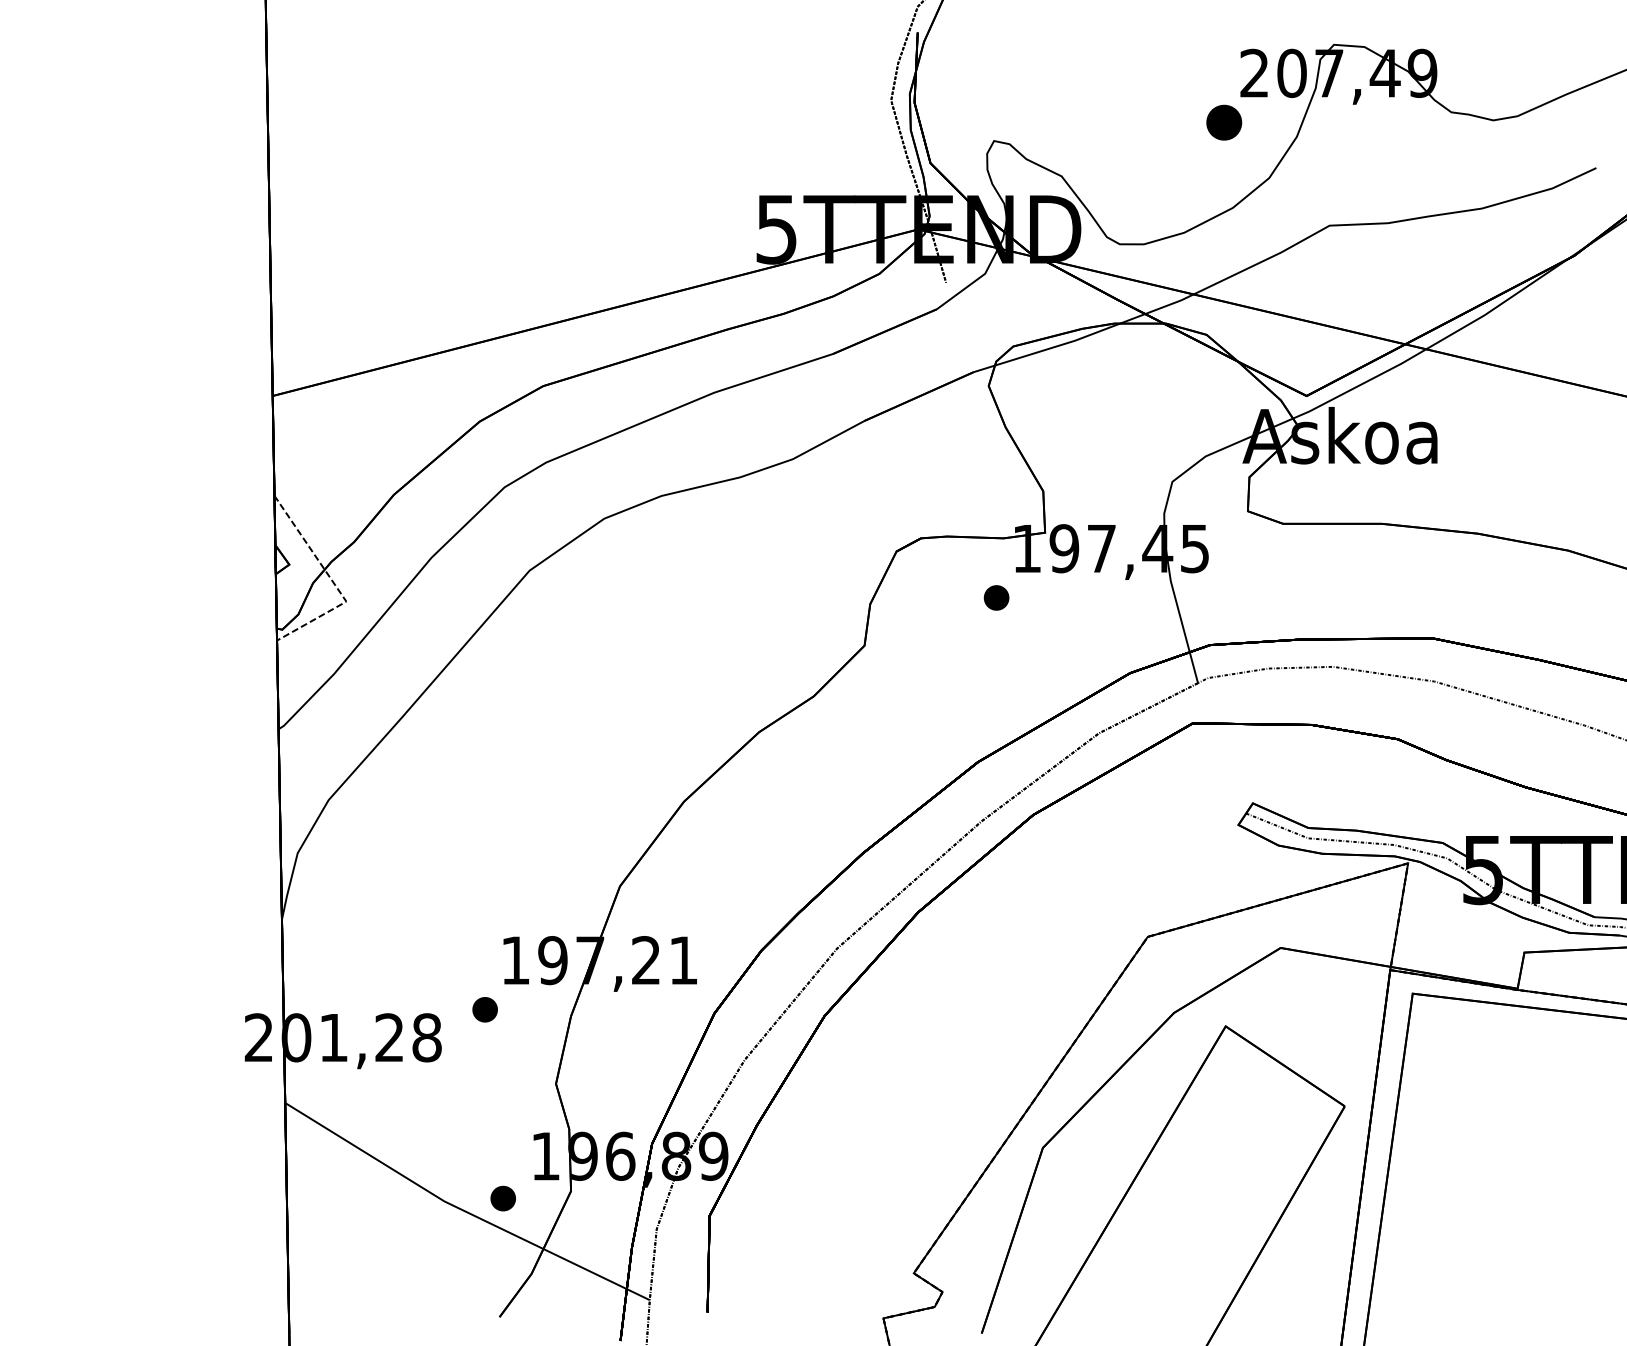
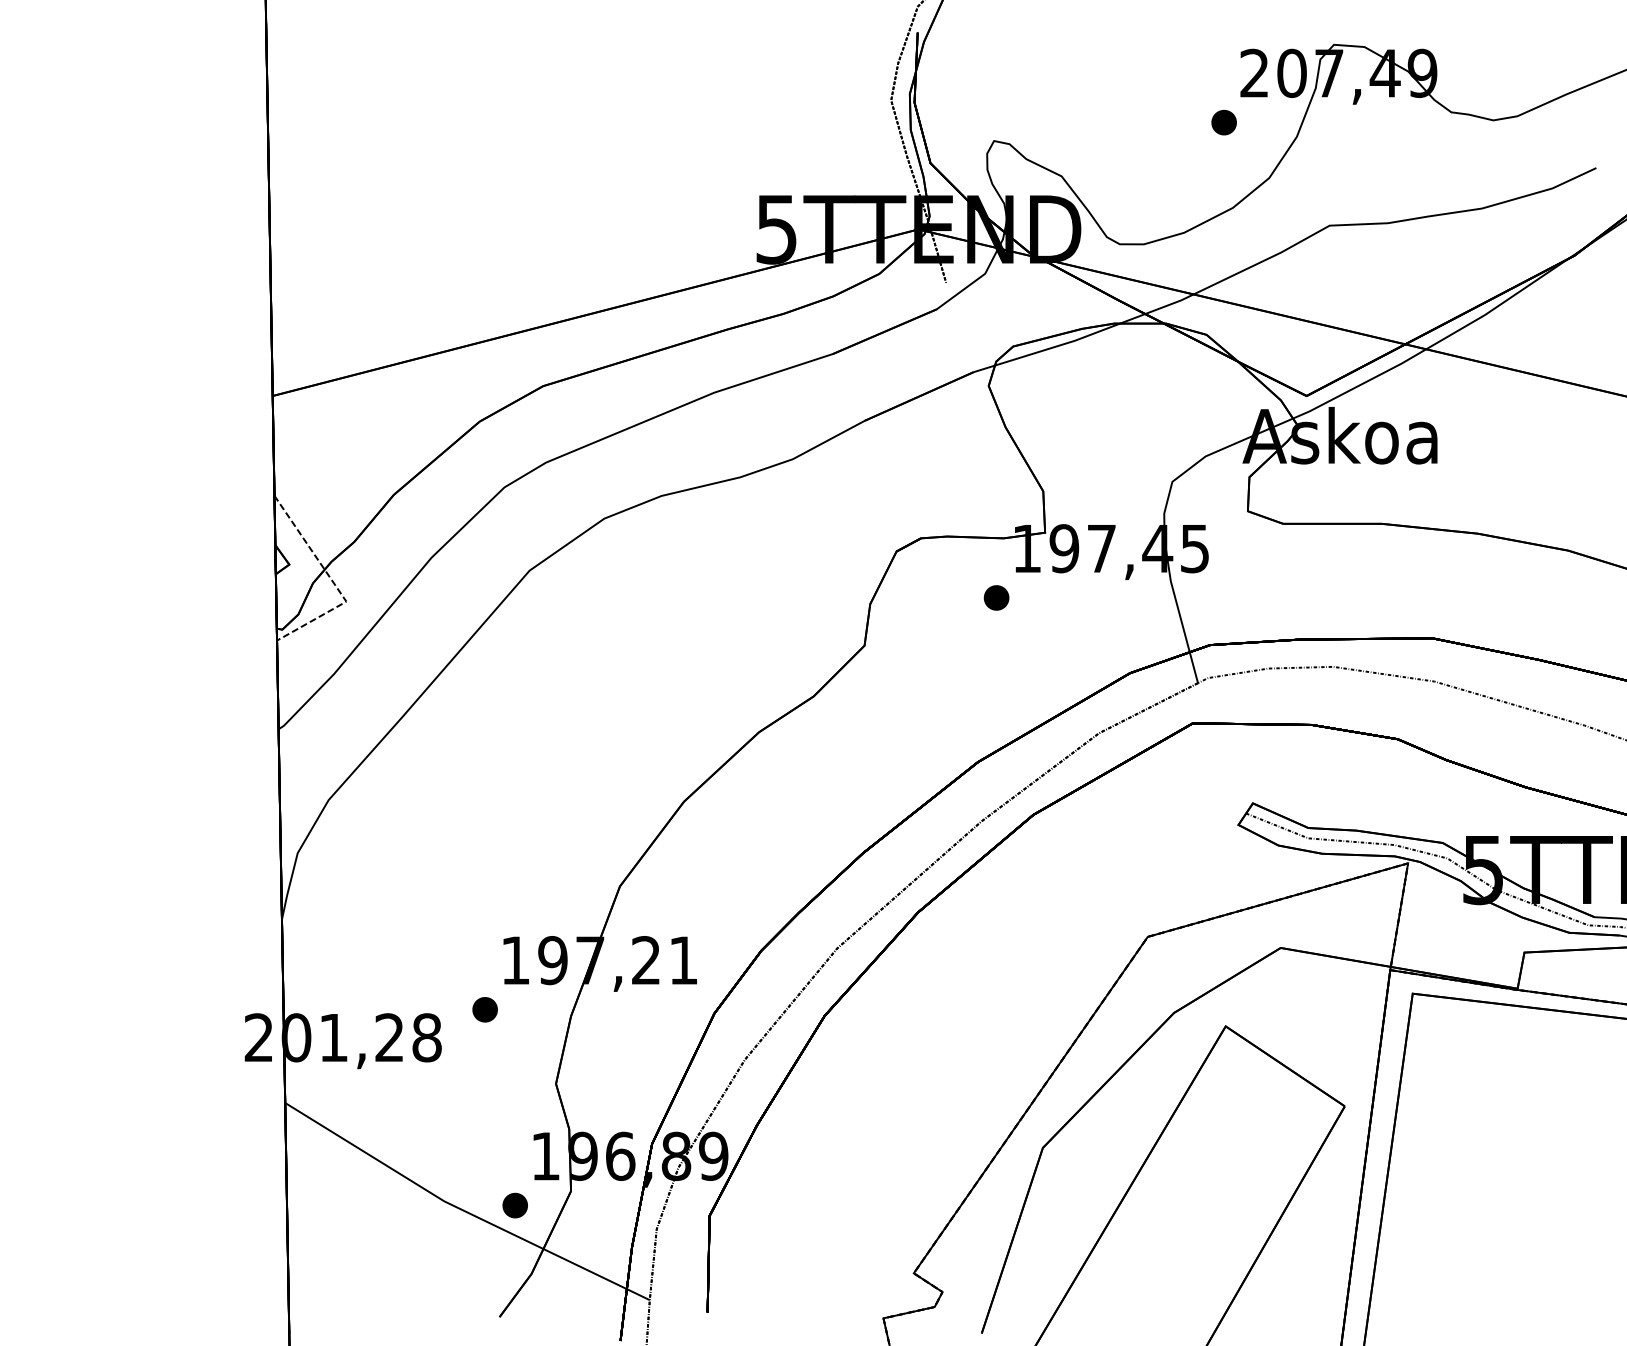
part size: 37x37 px -> 26x27 px (1223, 122)
part position: (502, 1198) -> (514, 1205) (514, 1205)
